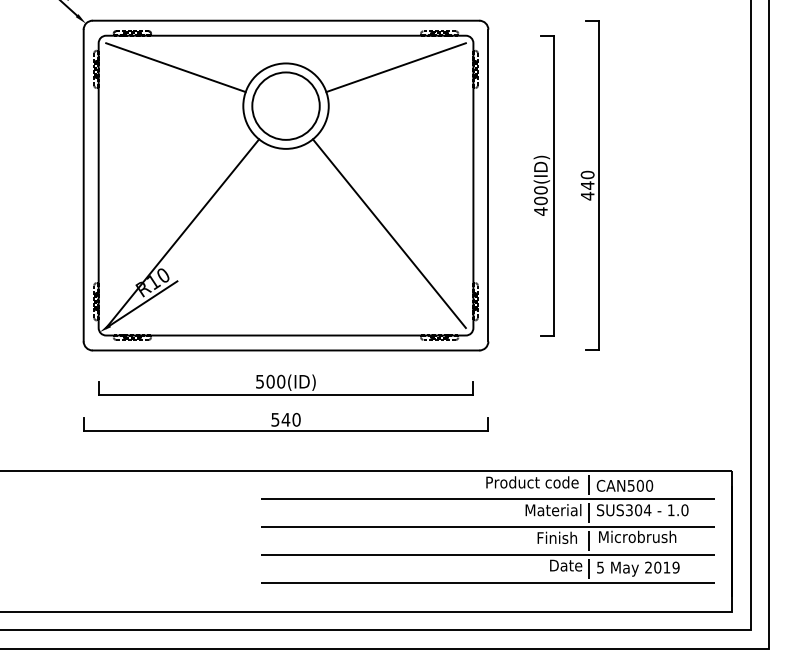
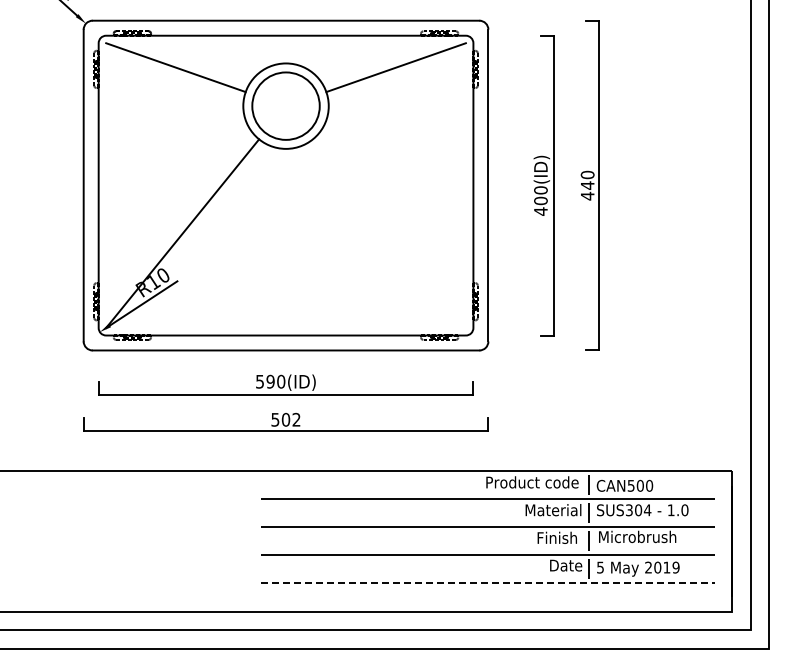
line: present -> none (388, 233)
text: 500(ID) -> 590(ID) (270, 381)
text: 540 -> 502 (290, 419)
line: solid -> dashed (488, 583)
